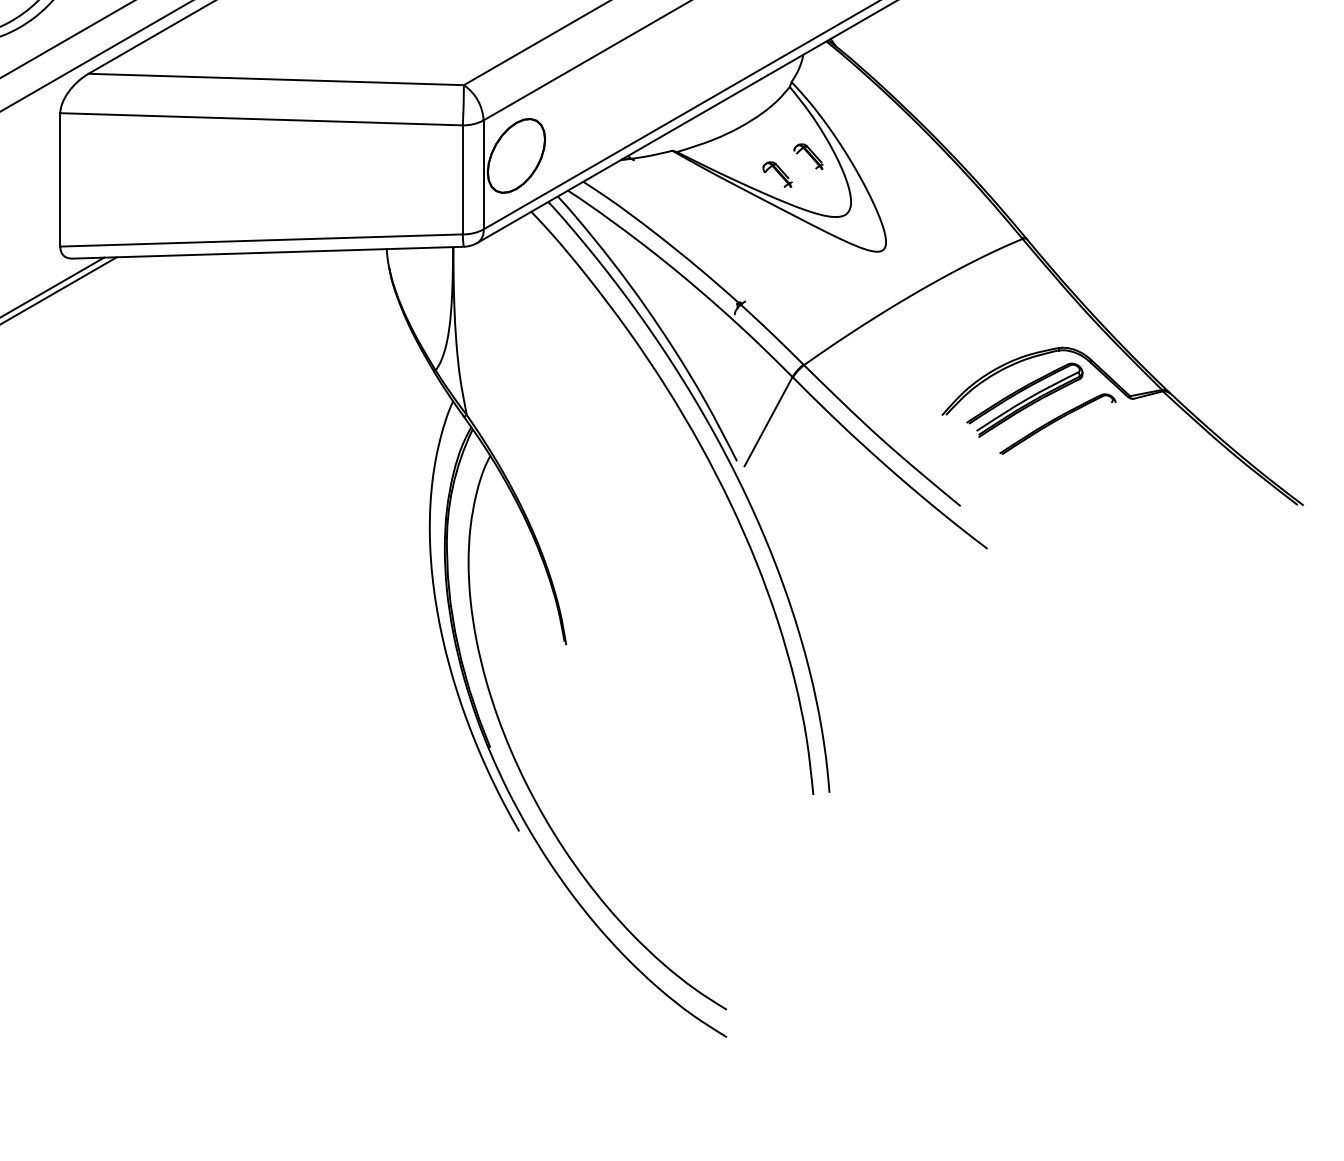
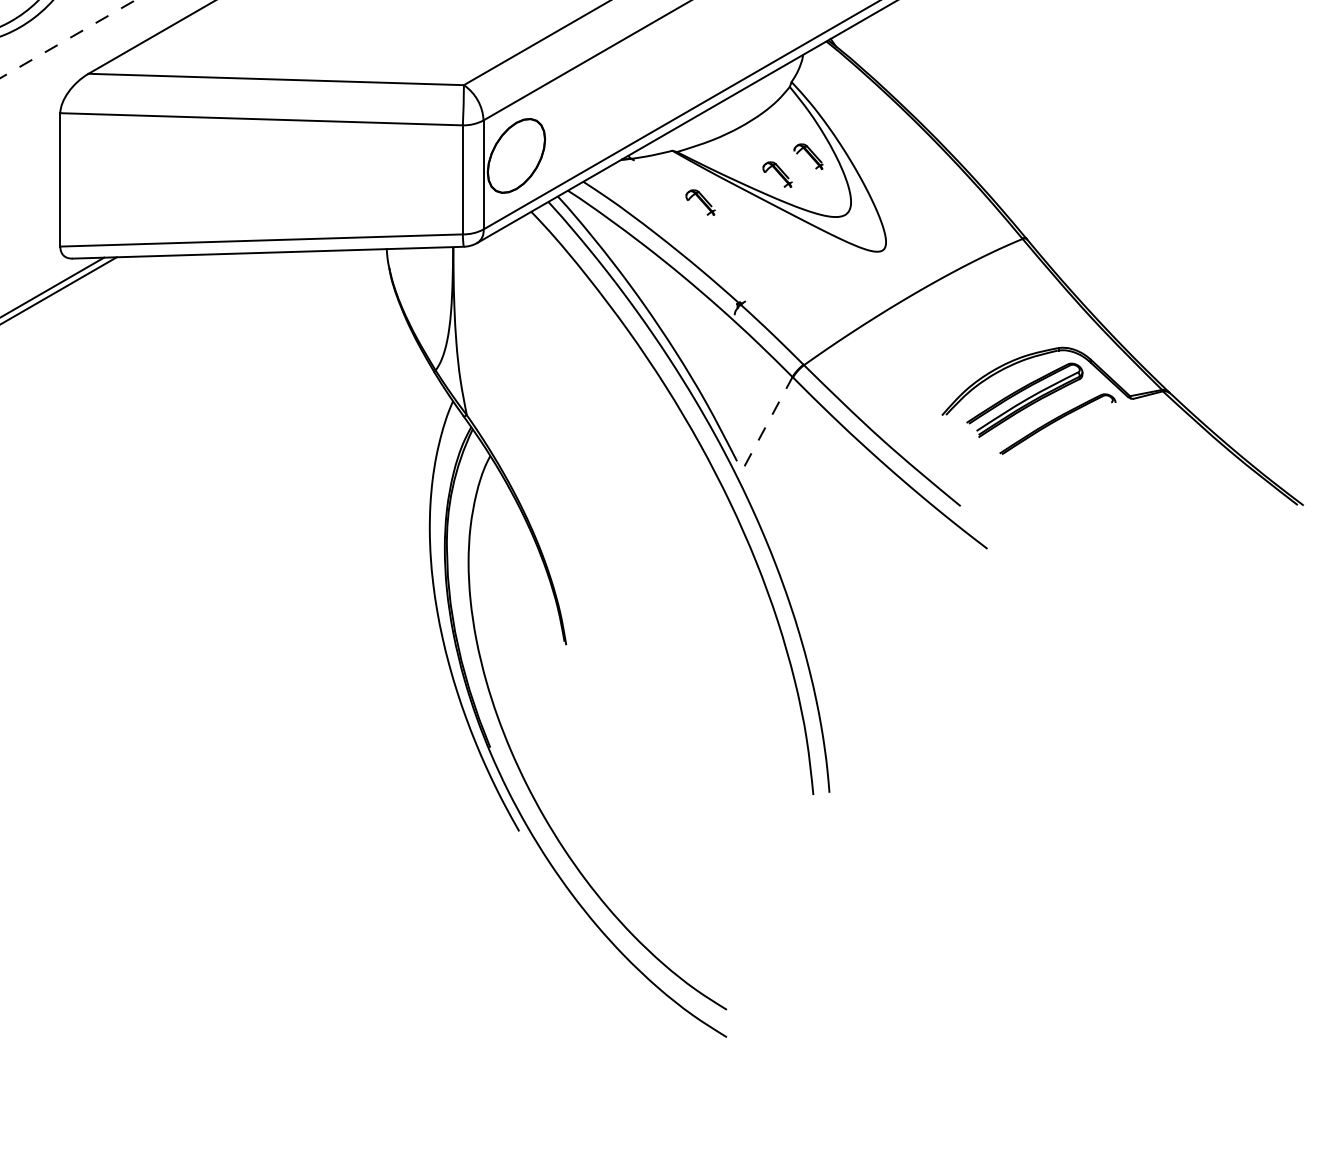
line: solid -> dashed (67, 39)
line: present -> none (95, 56)
part: none -> present (700, 202)
line: solid -> dashed (768, 421)
